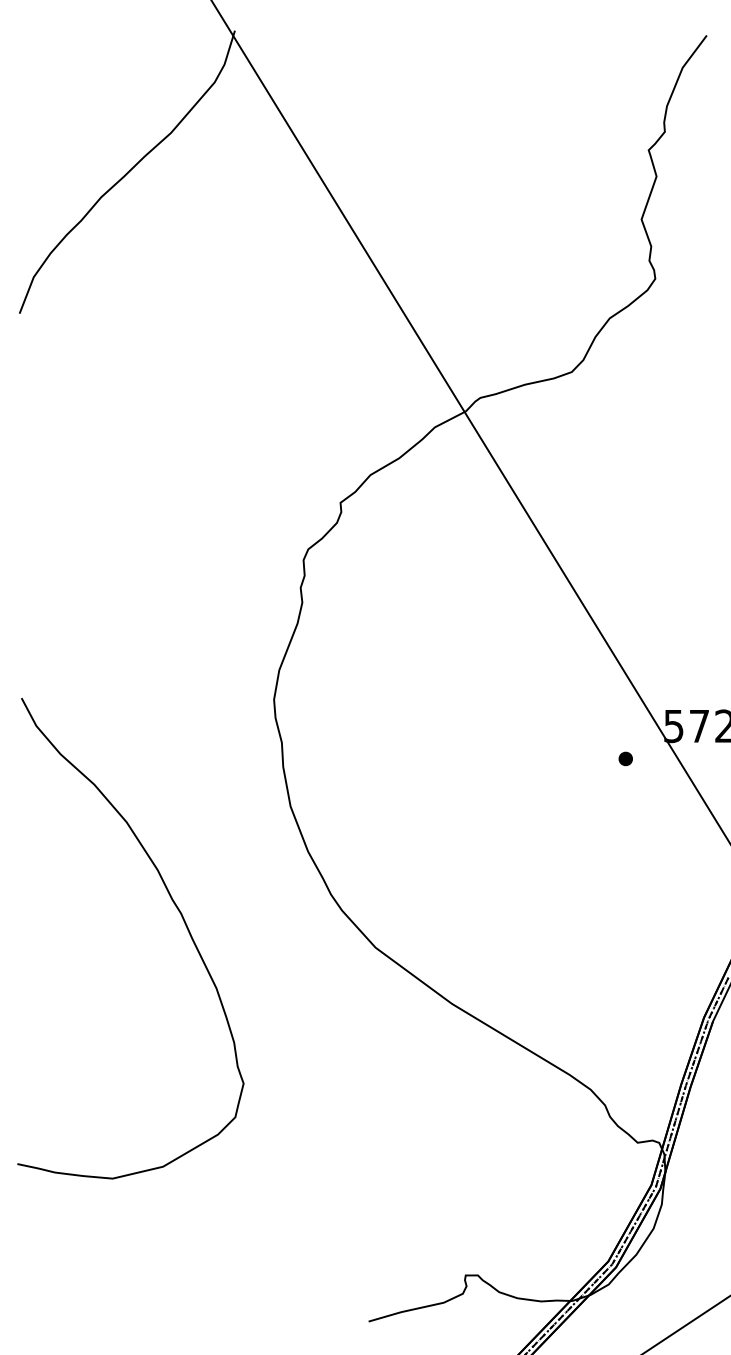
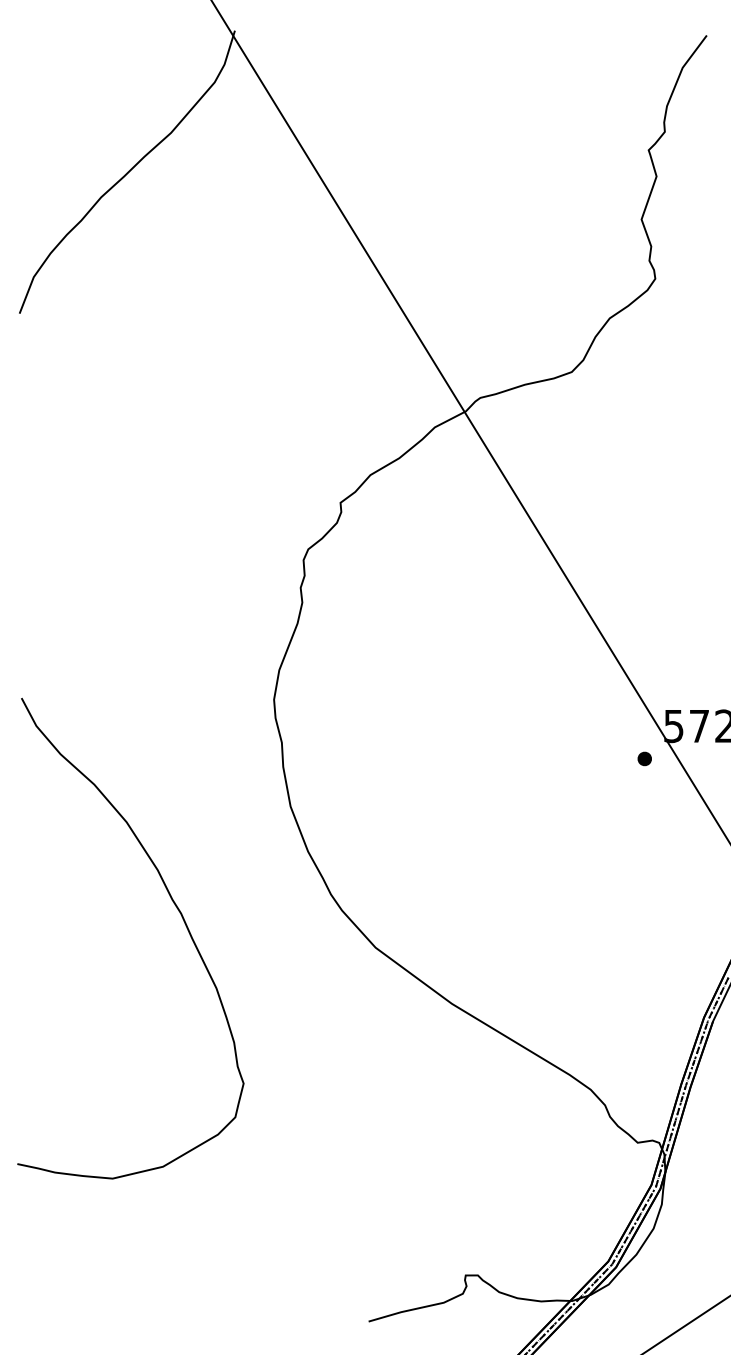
part position: (625, 758) -> (644, 758) (644, 758)
